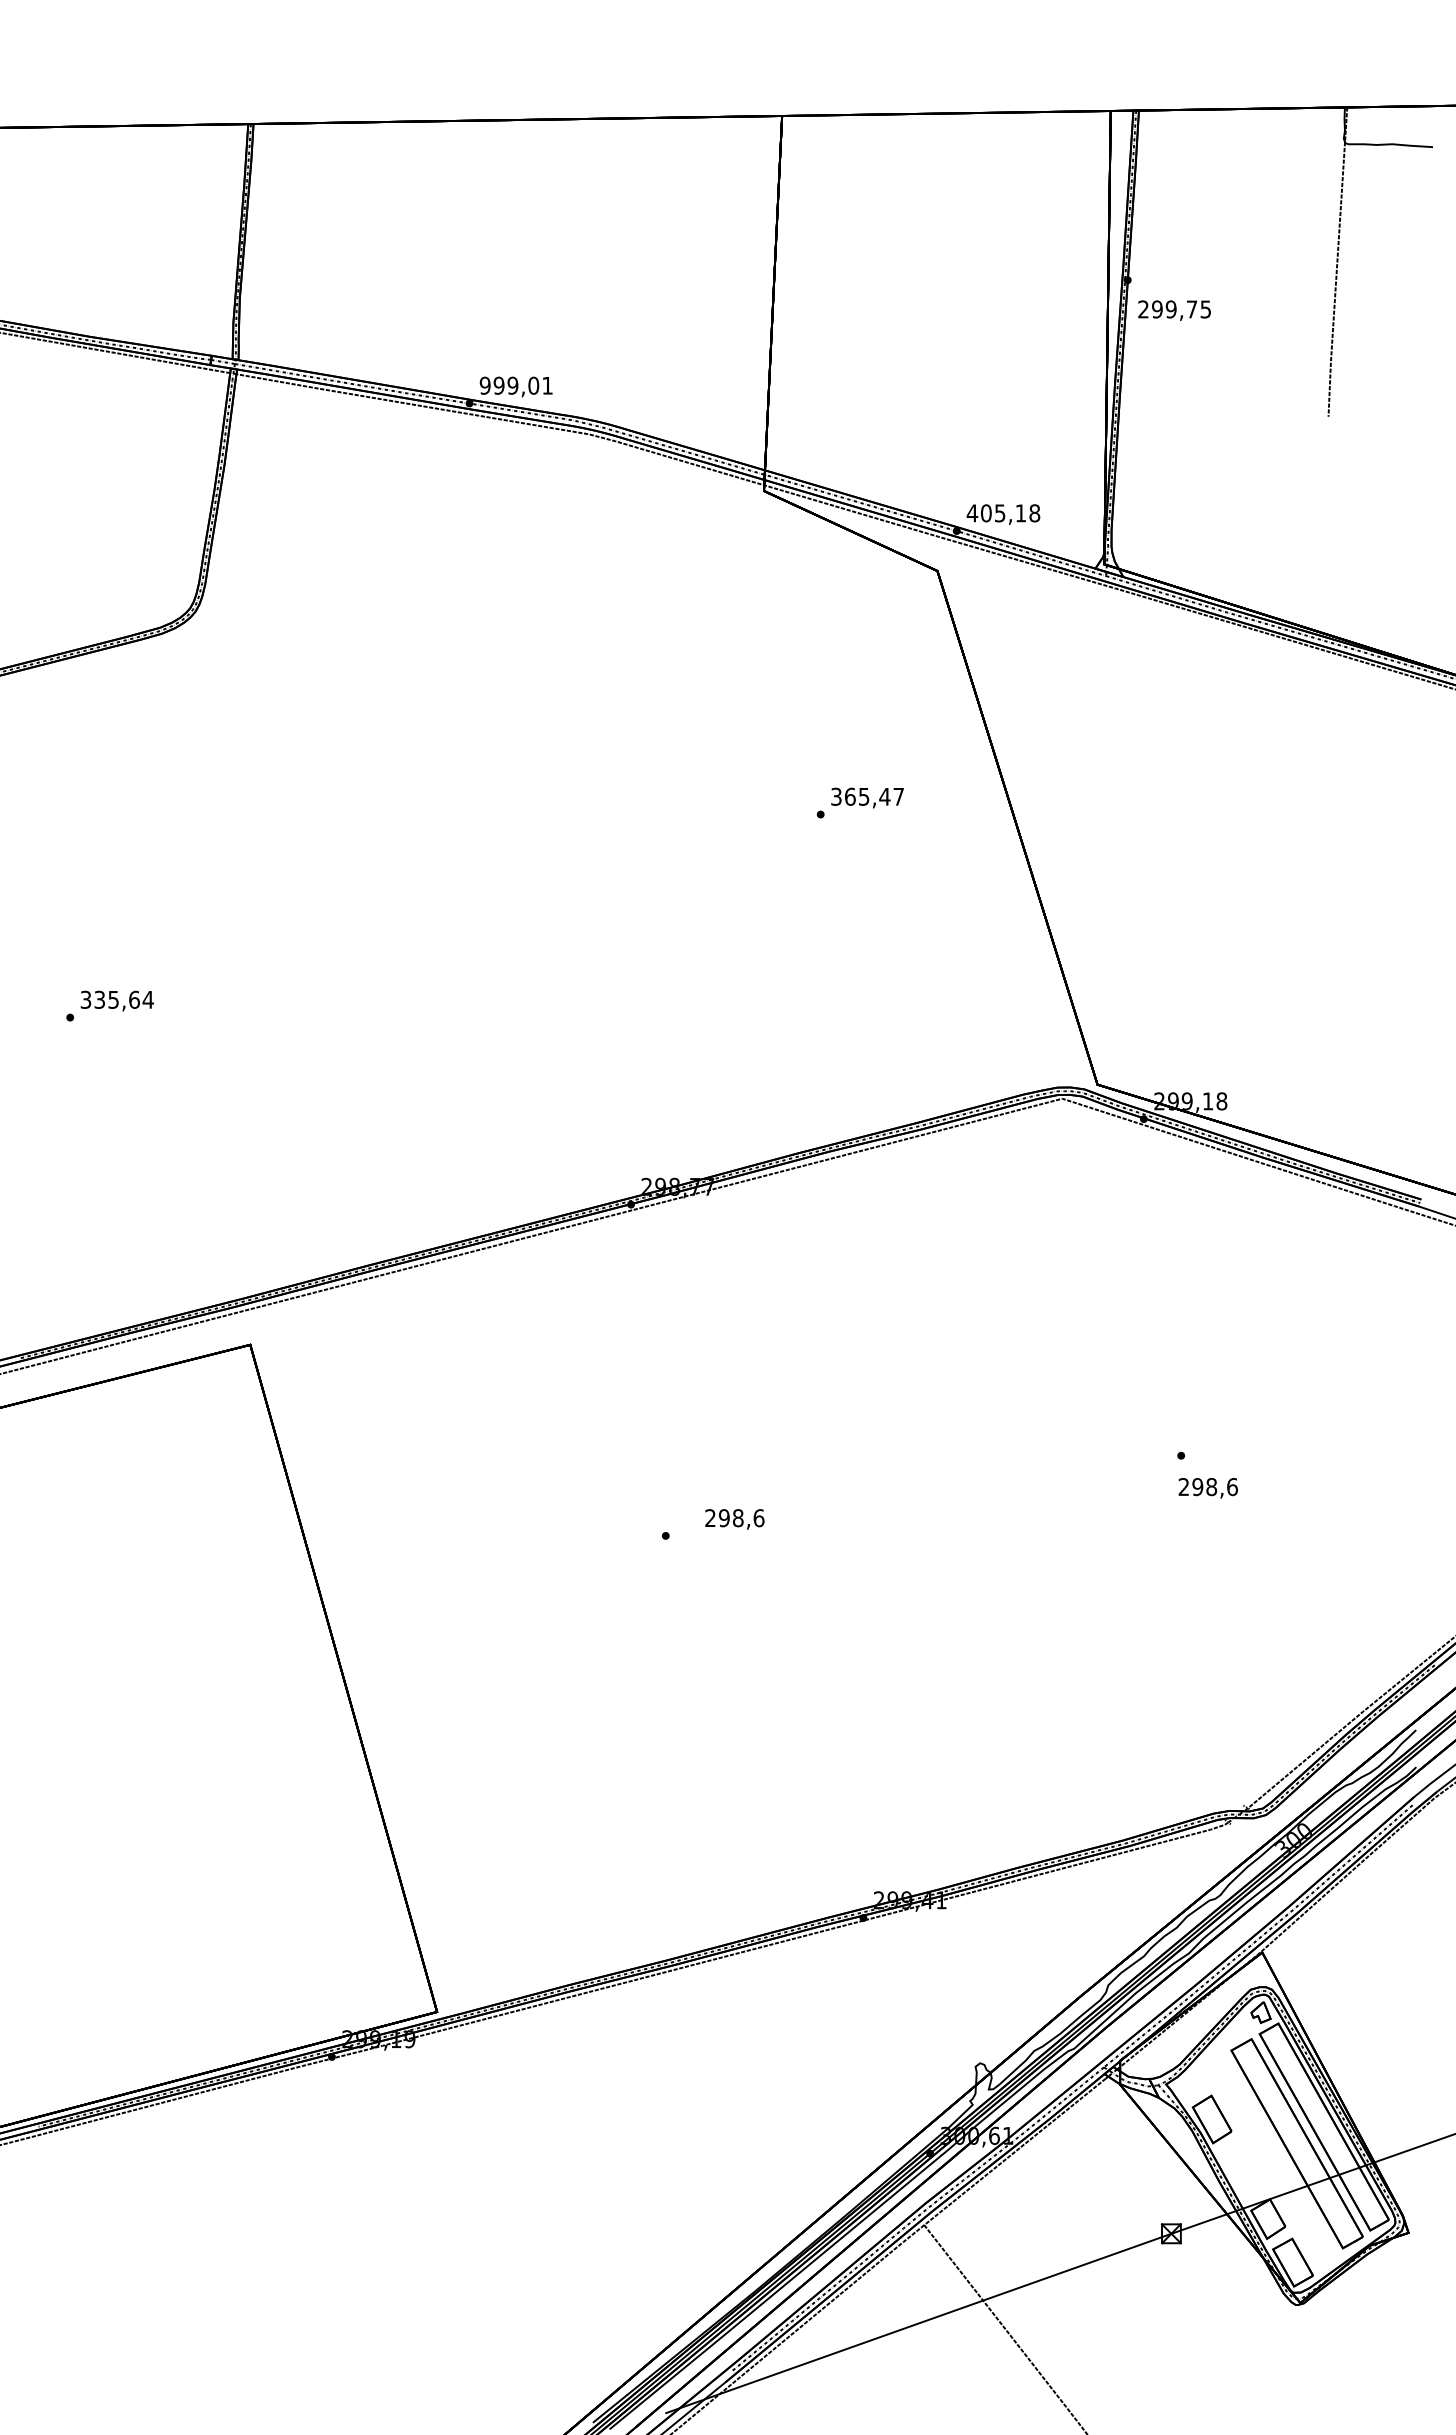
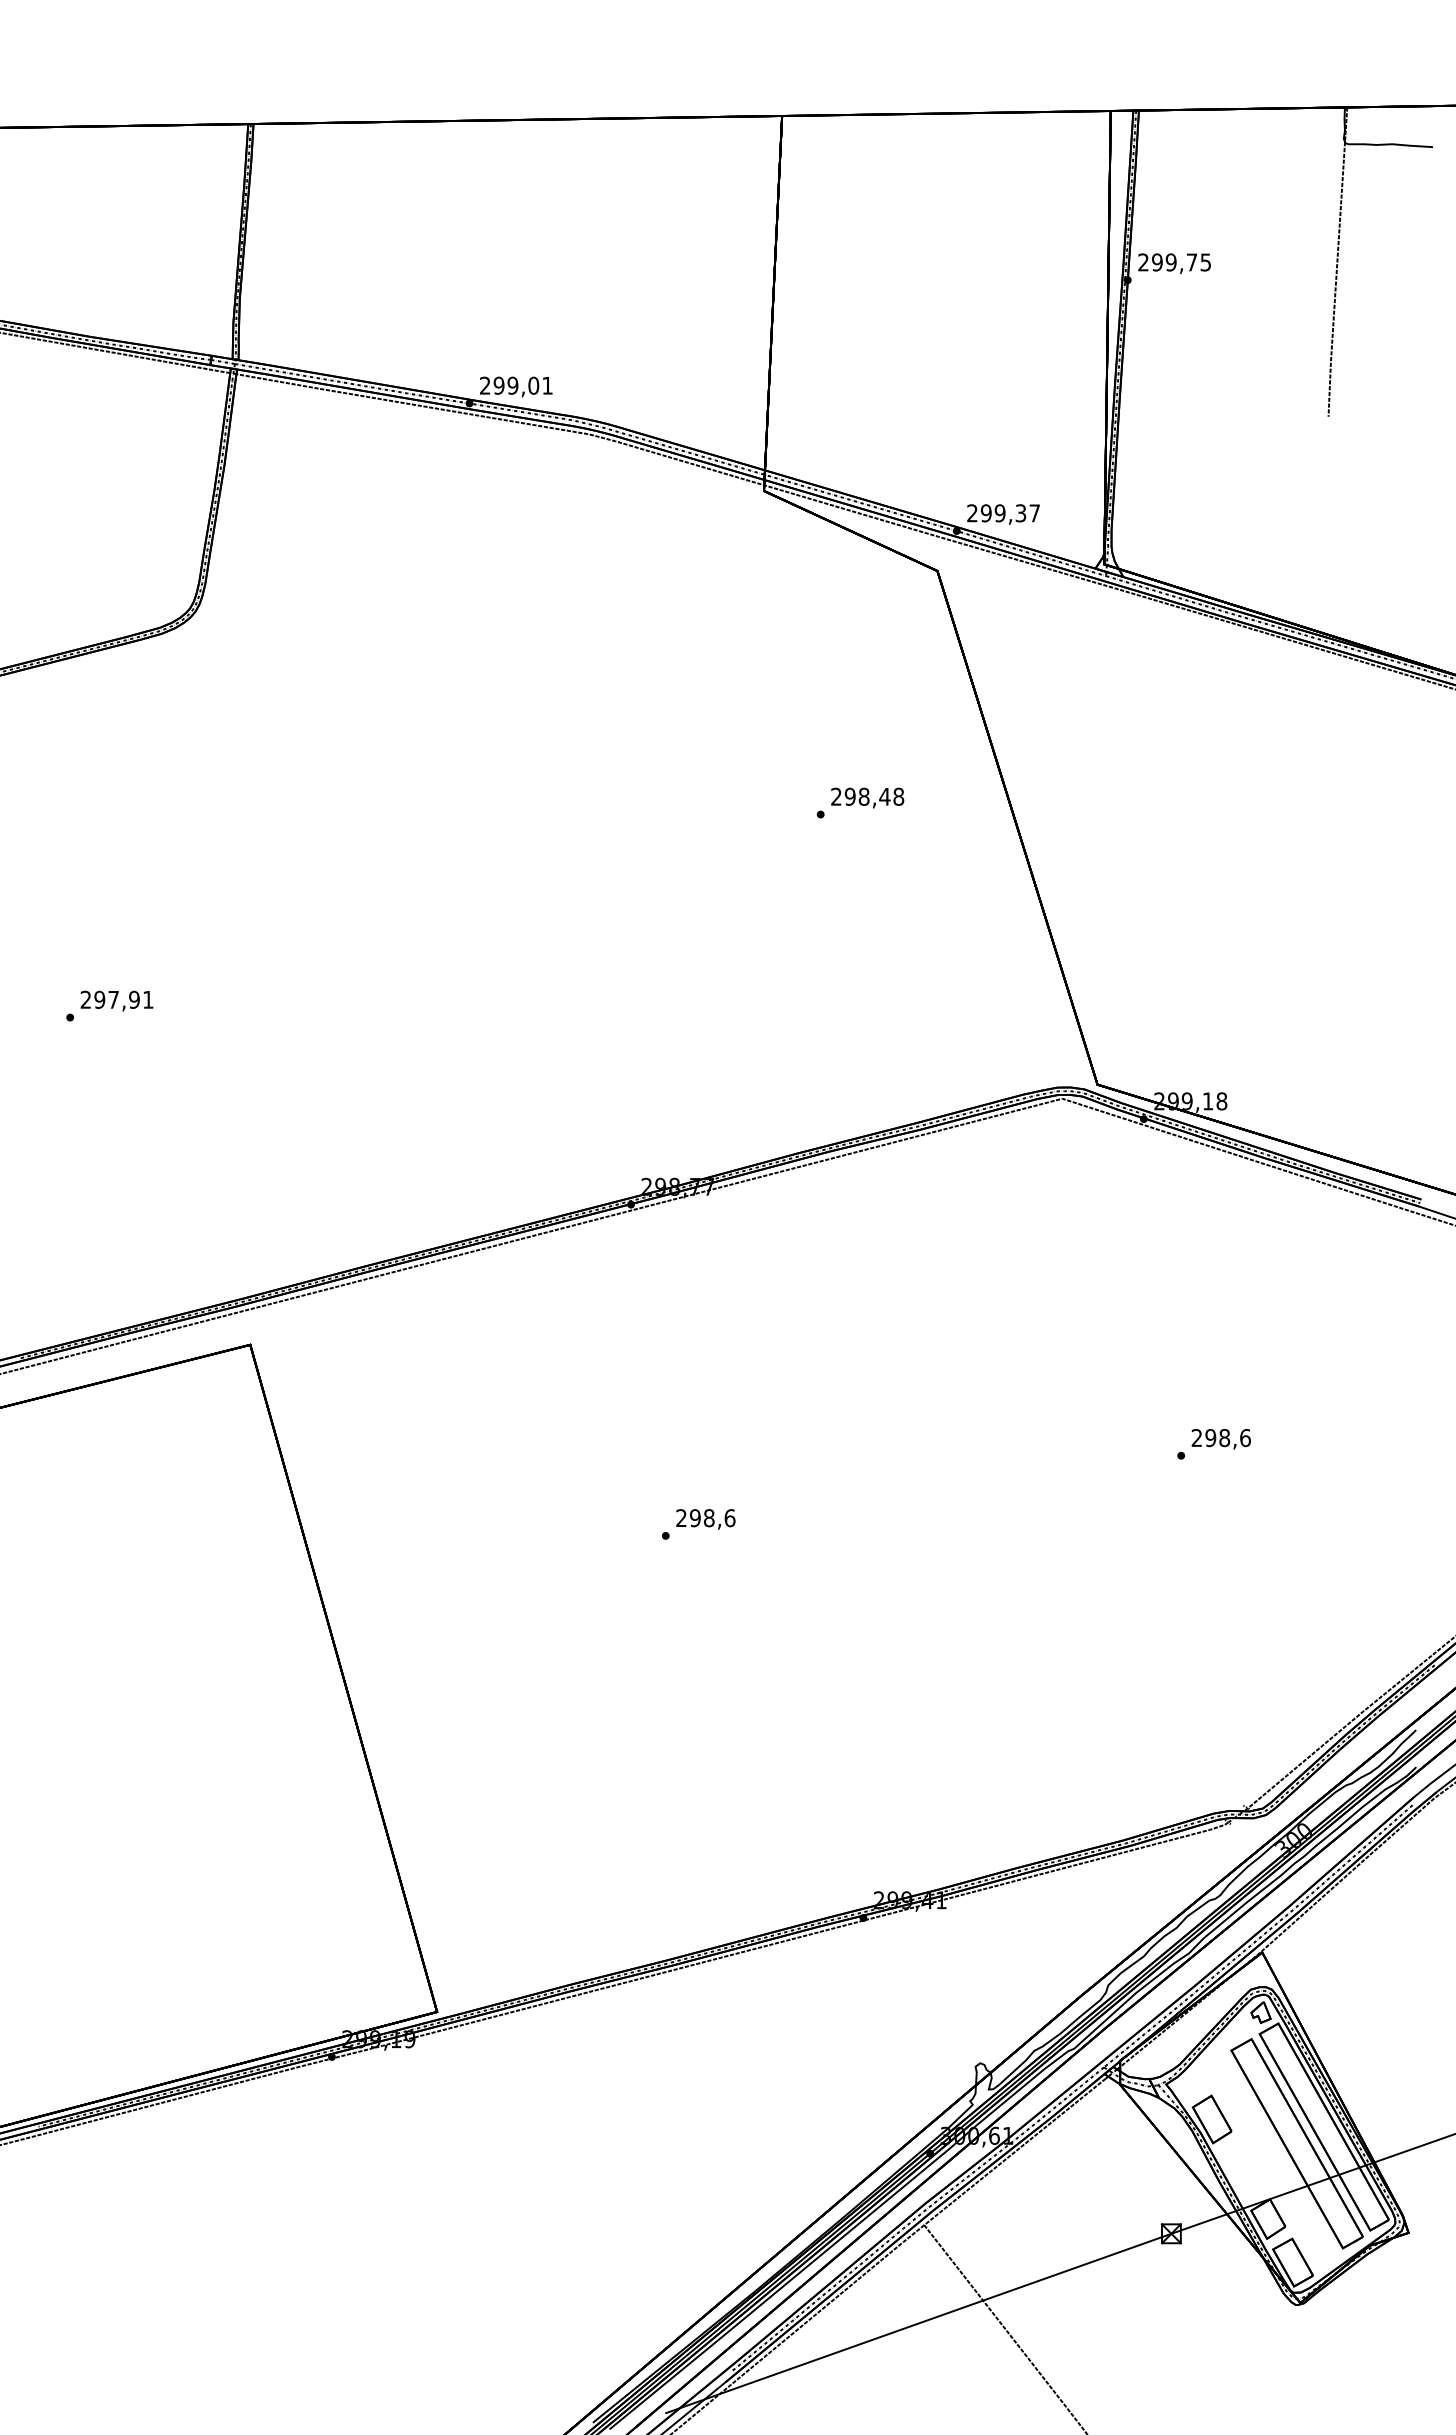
text position: (1174, 310) -> (1174, 263) (1174, 263)
text: 999,01 -> 299,01 (484, 385)
text: 405,18 -> 299,37 (1003, 513)
text: 365,47 -> 298,48 (867, 796)
text: 335,64 -> 297,91 (116, 999)
text position: (1207, 1488) -> (1220, 1439) (1220, 1439)
text position: (734, 1519) -> (705, 1519) (705, 1519)
